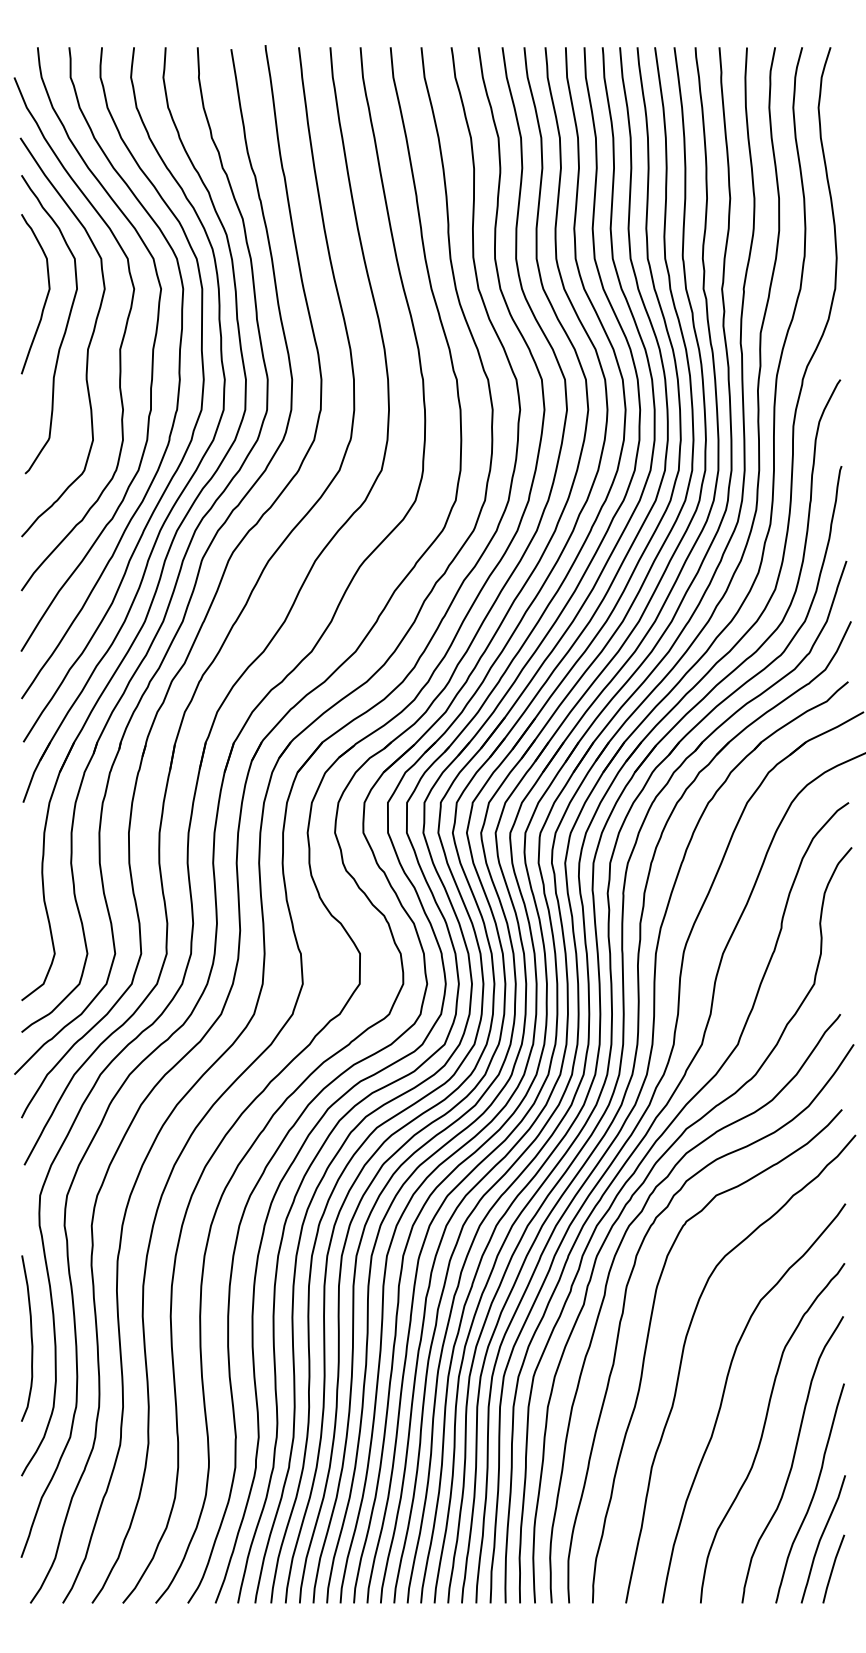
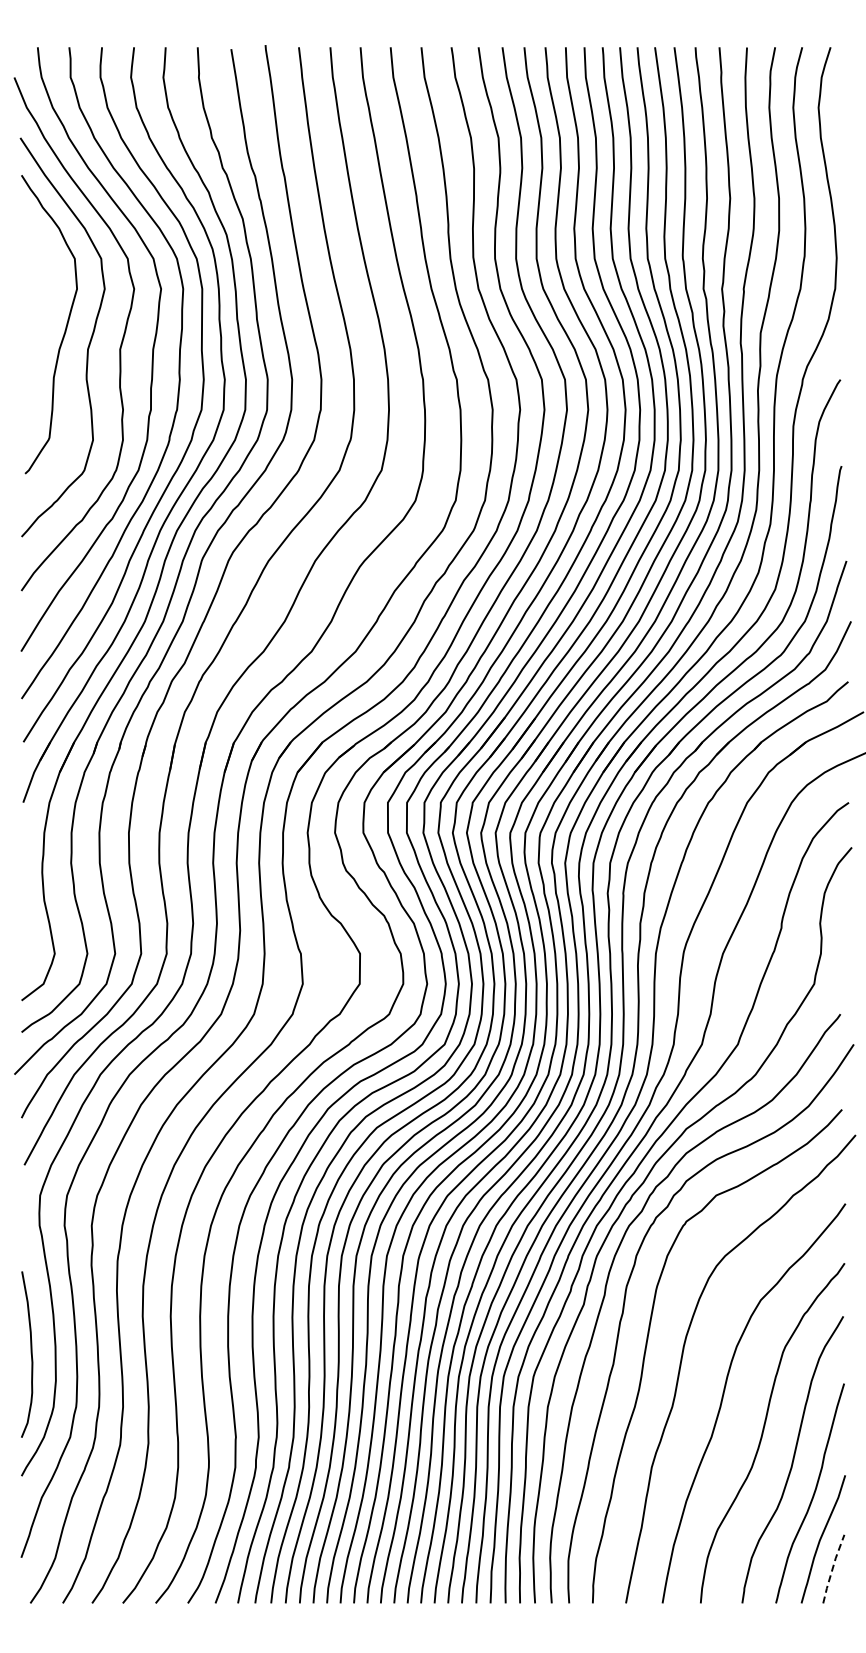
curve: present -> none (45, 298)
curve position: (30, 1337) -> (30, 1353) (30, 1353)
line: solid -> dashed (832, 1568)
